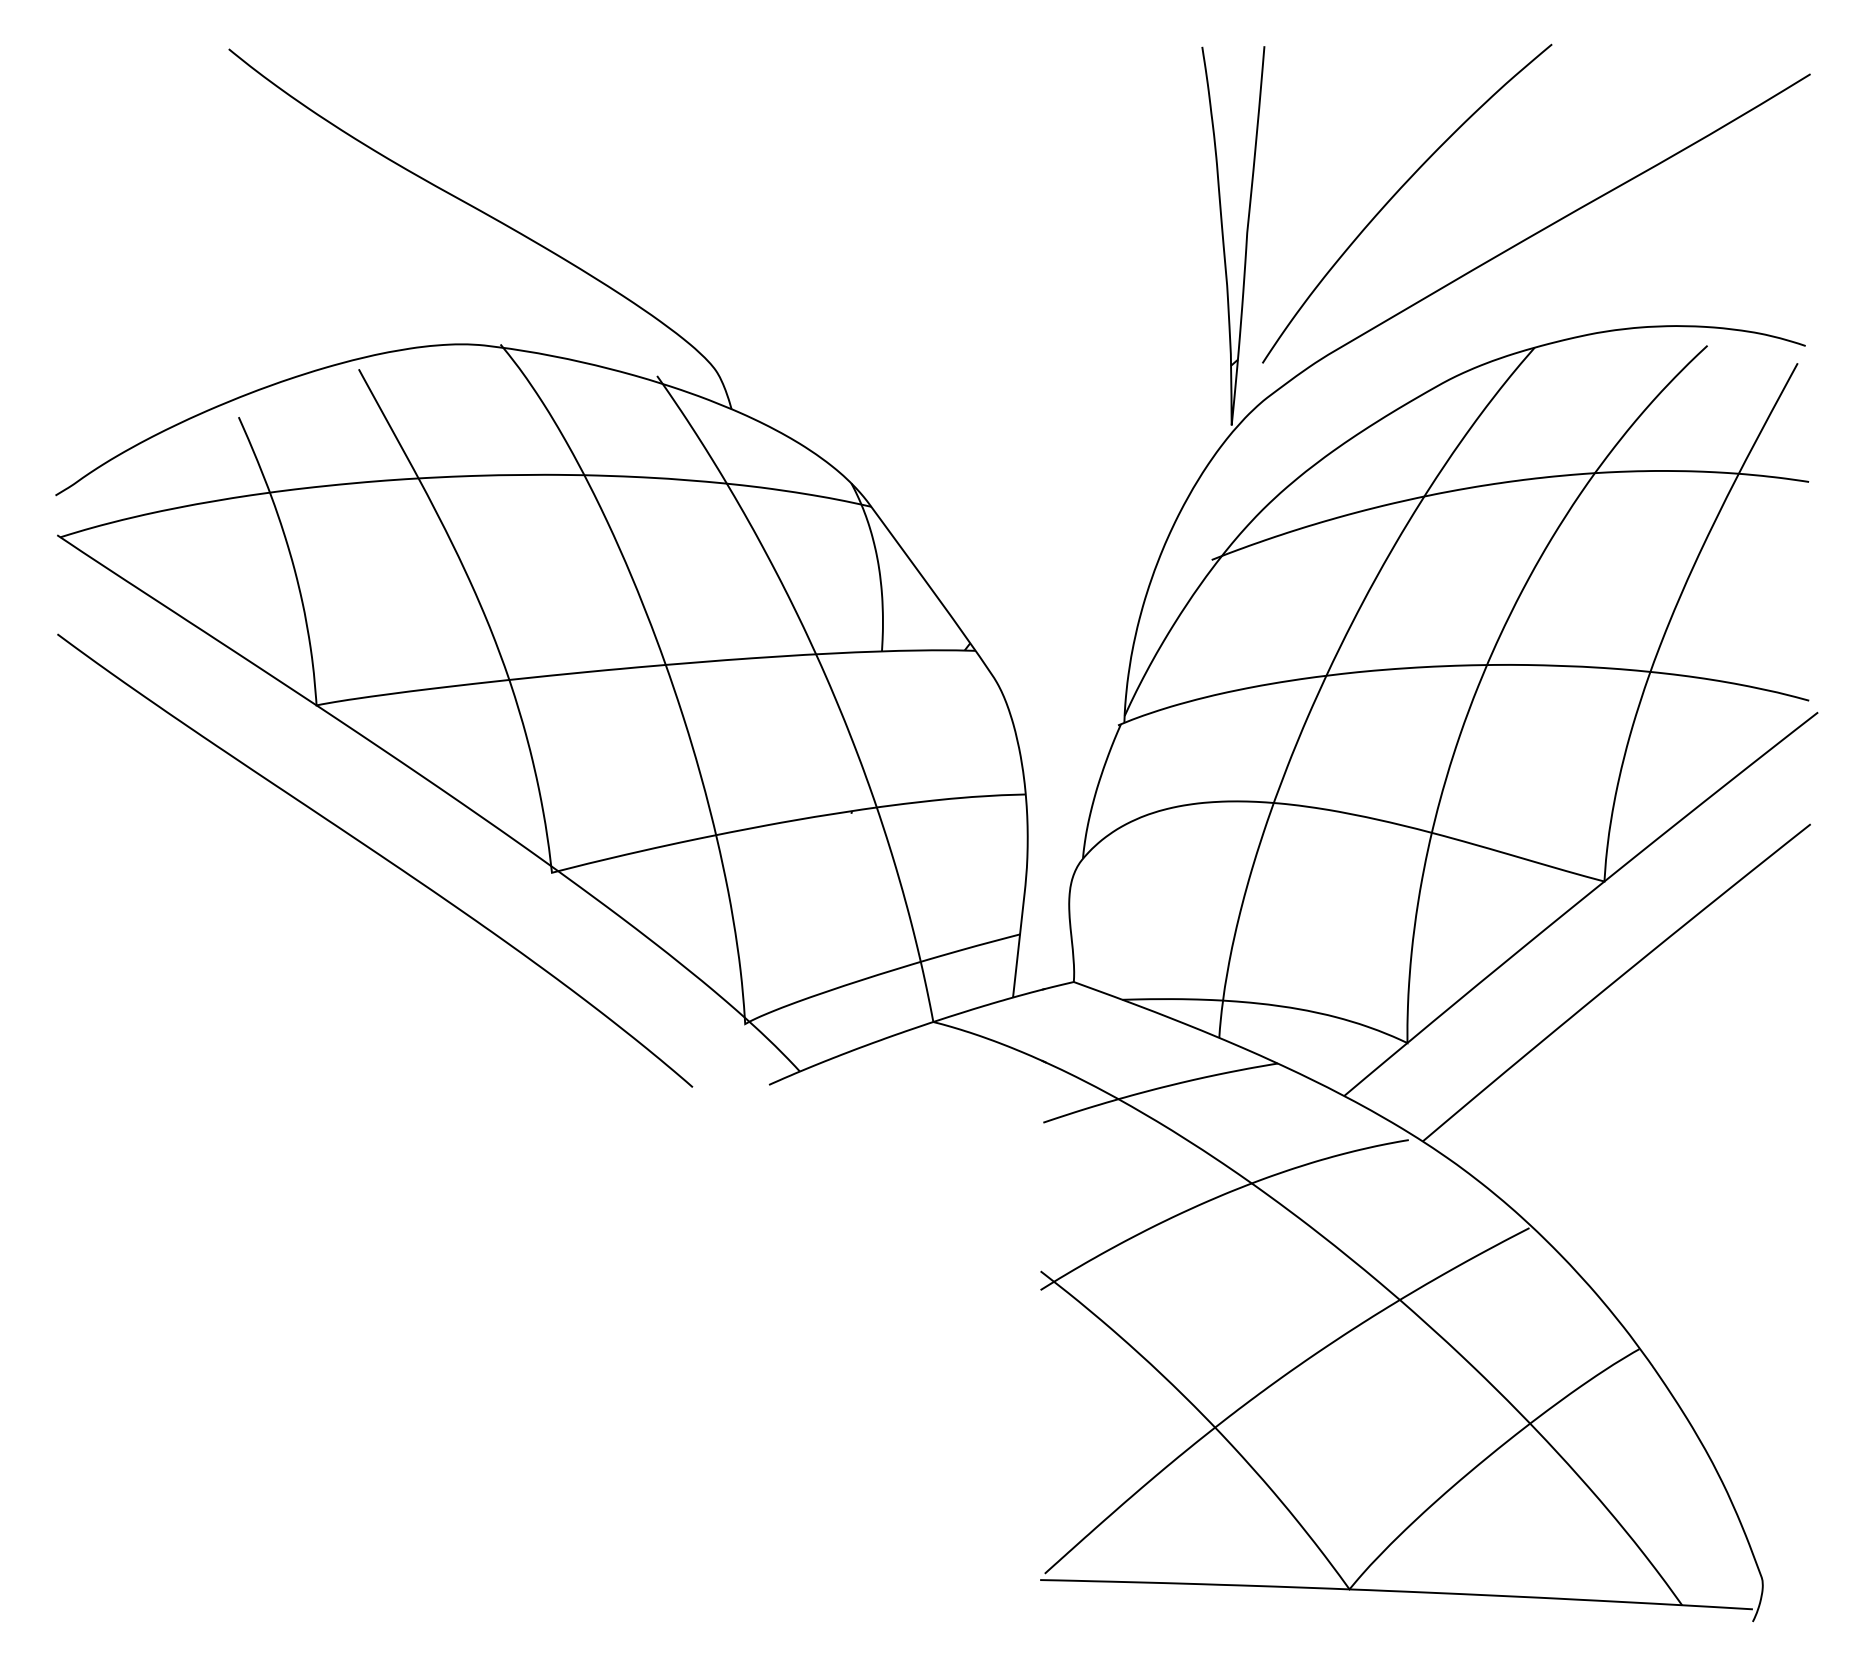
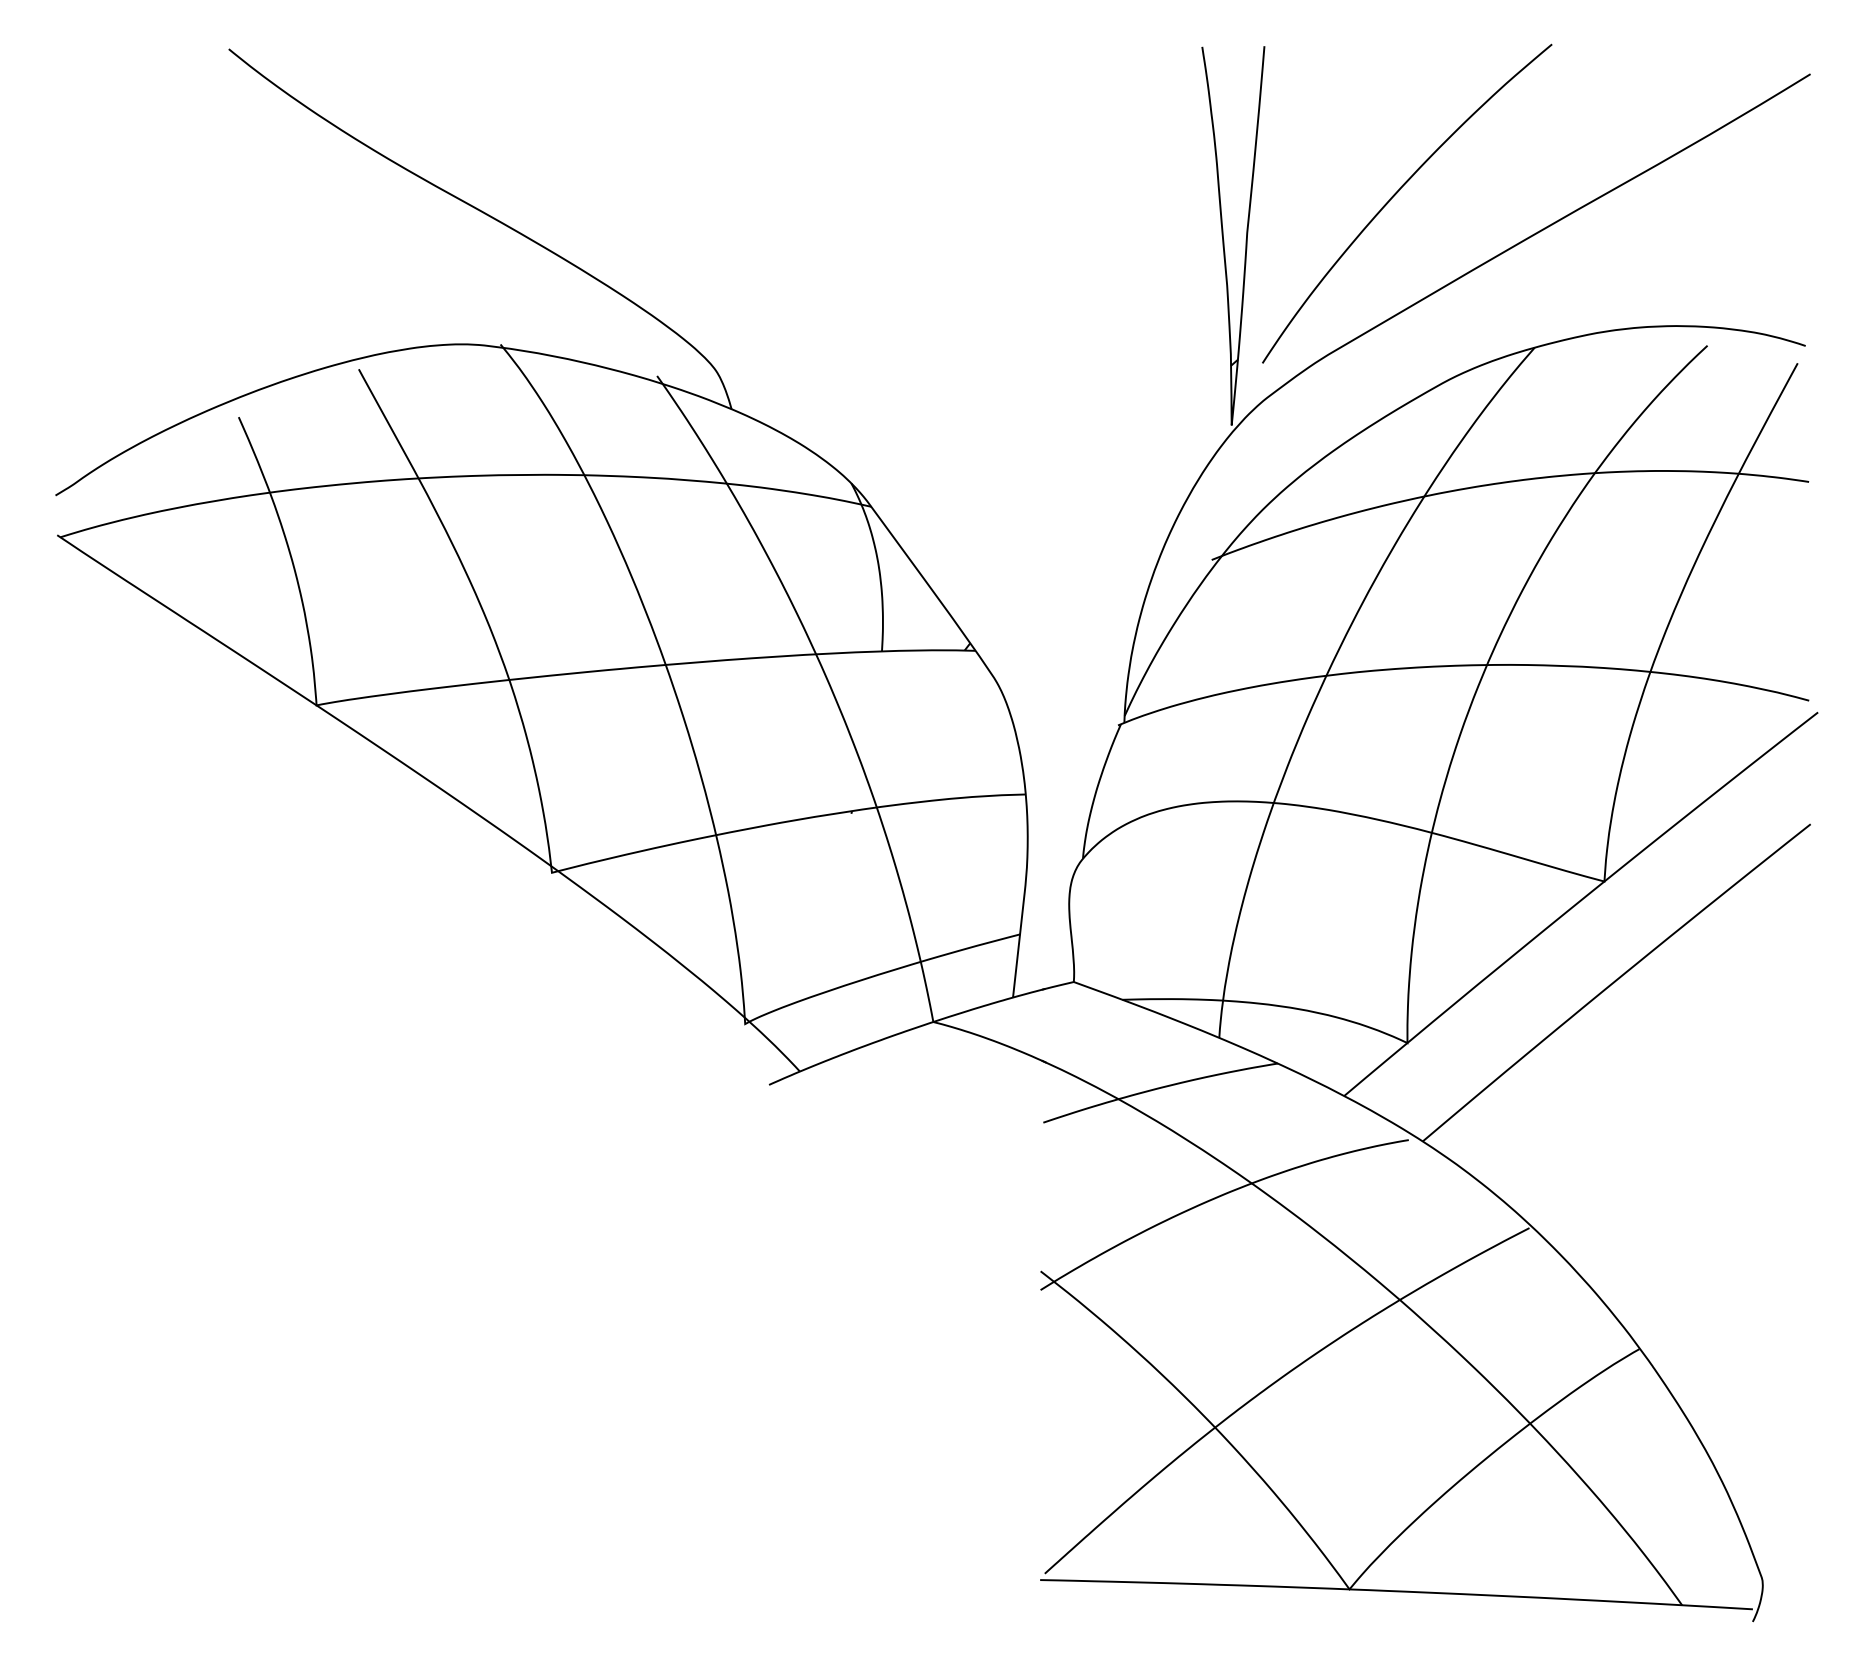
curve: present -> none (378, 855)
